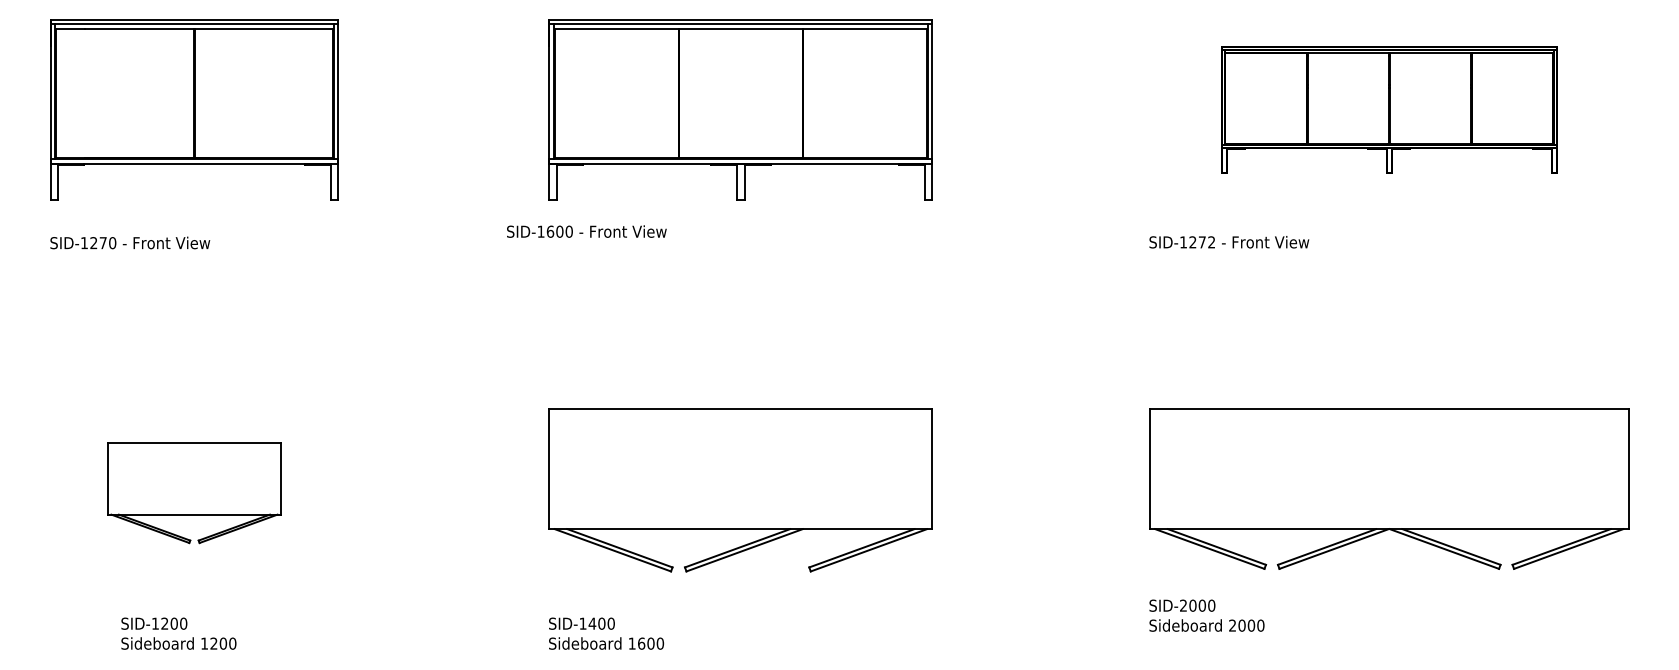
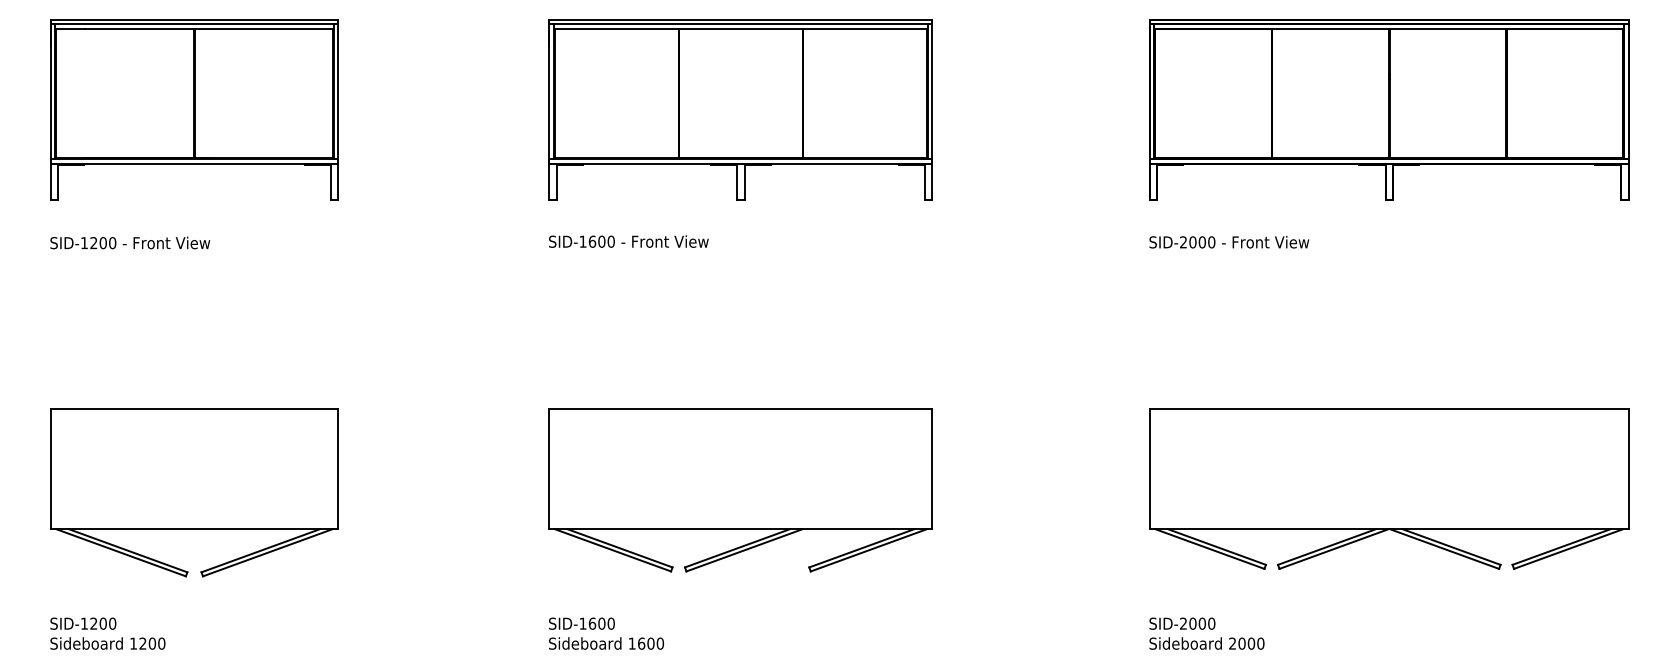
part size: 337x128 px -> 481x182 px (1389, 109)
text position: (586, 231) -> (628, 241) (628, 241)
text: SID-1272 -> SID-2000 (1197, 242)
text: SID-1270 -> SID-1200 (102, 243)
part size: 175x103 px -> 289x170 px (194, 492)
text position: (1206, 615) -> (1206, 633) (1206, 633)
text: SID-1400 -> SID-1600 (592, 623)
text position: (178, 633) -> (107, 633) (107, 633)
